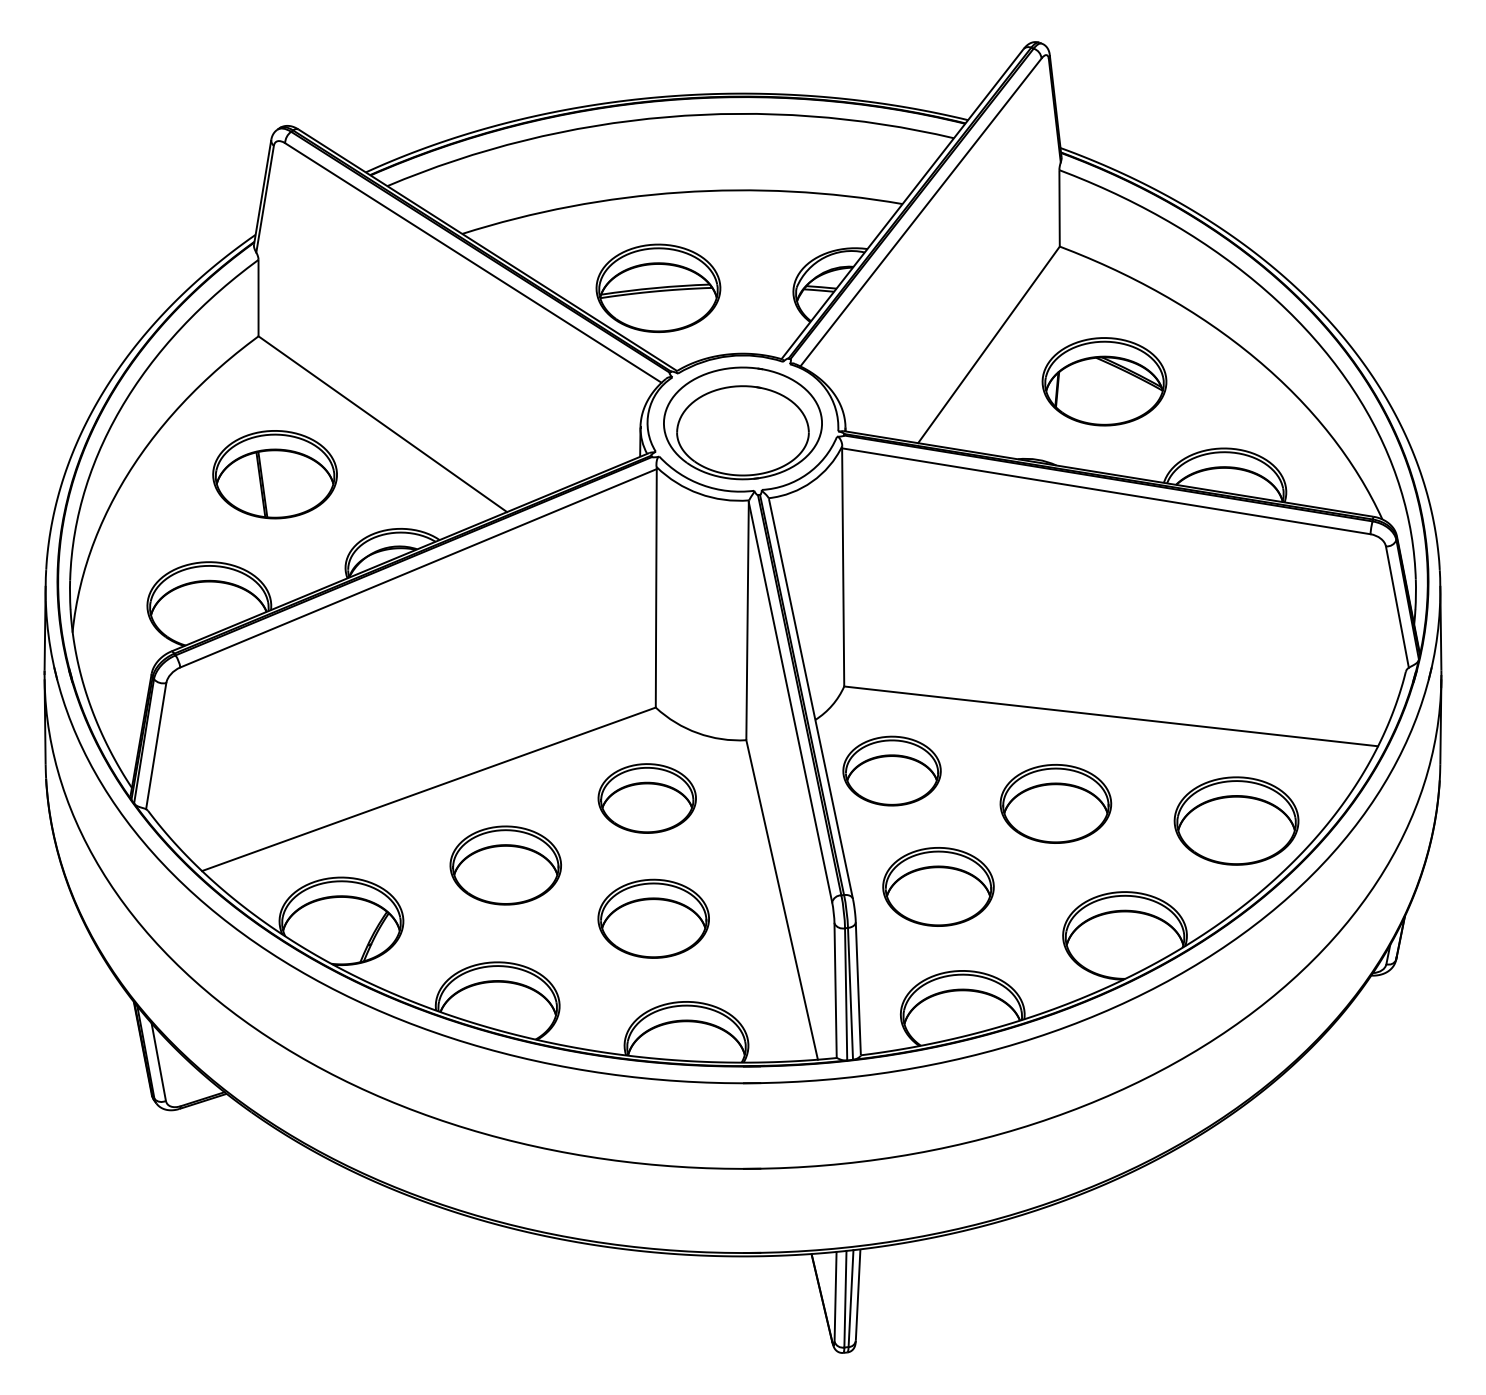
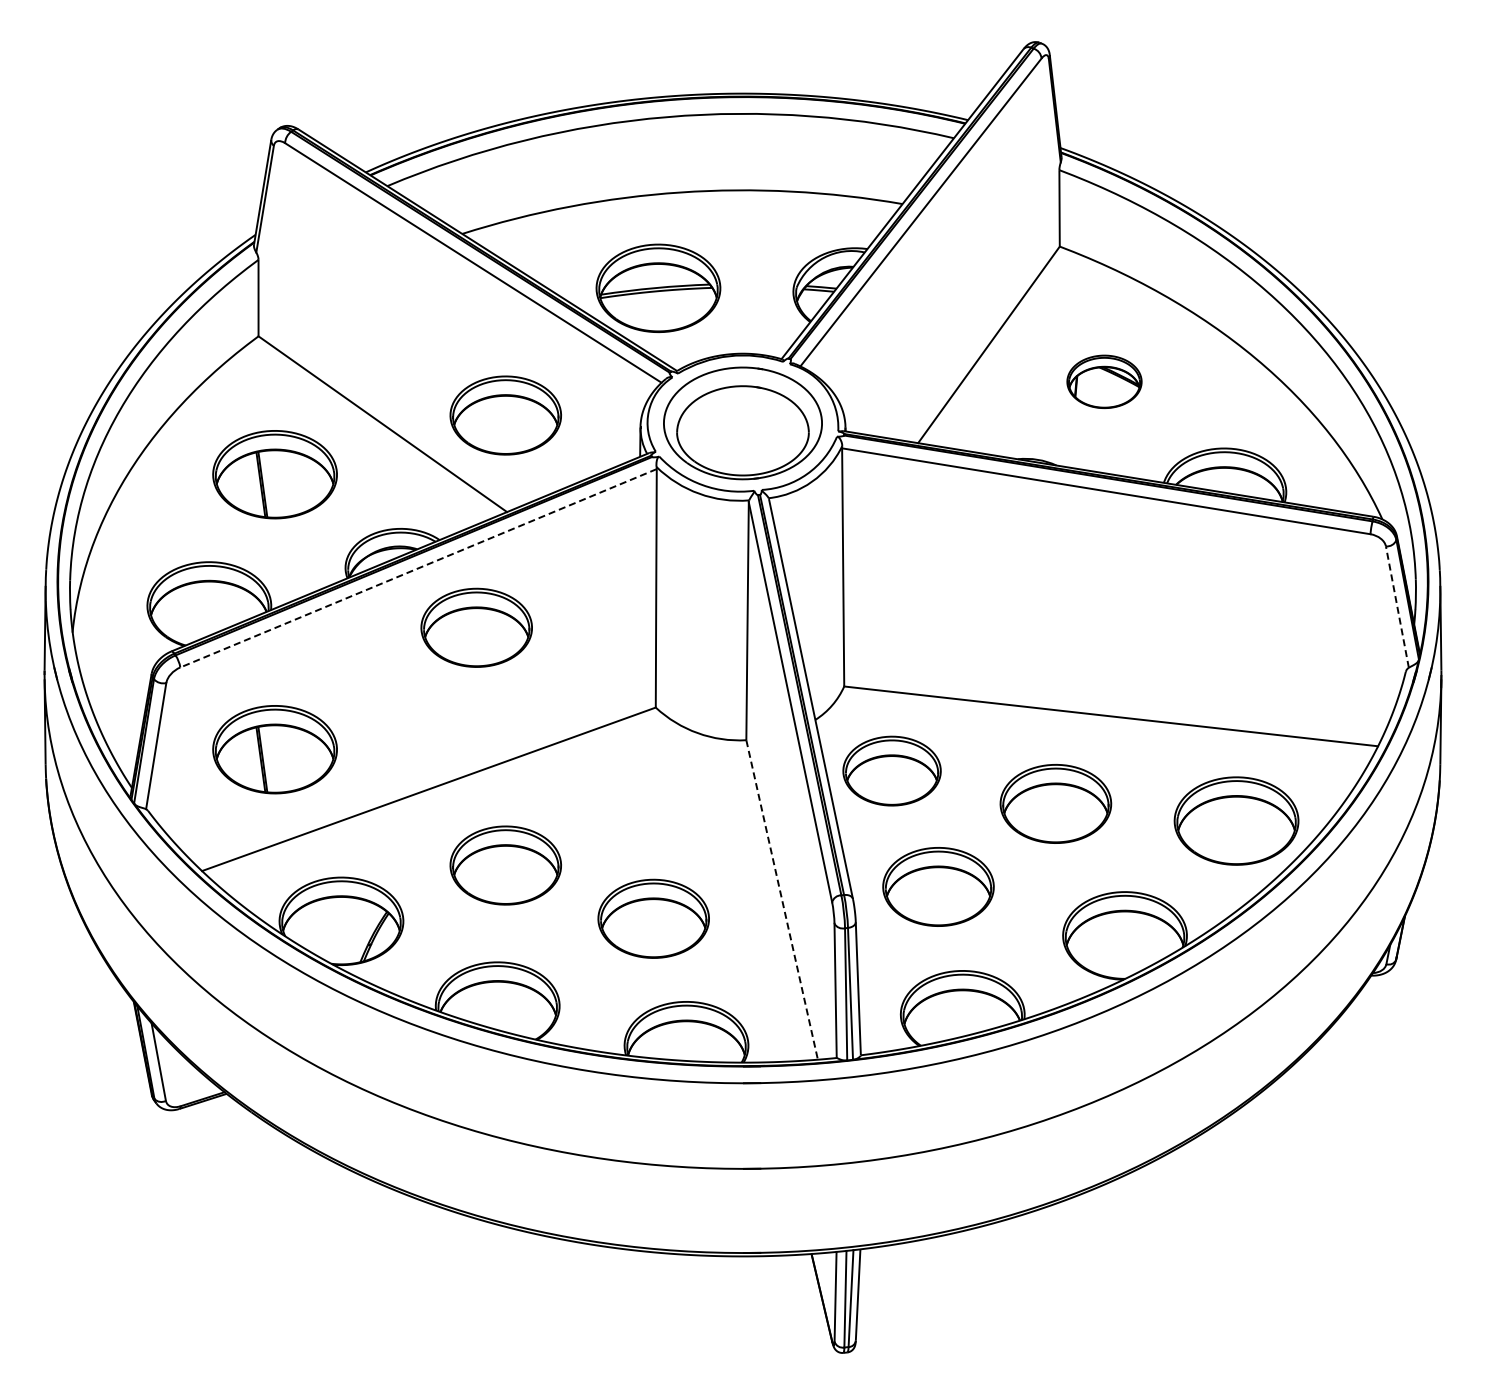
part size: 127x90 px -> 77x55 px (1104, 381)
part: none -> present (505, 415)
line: solid -> dashed (418, 568)
line: solid -> dashed (1397, 607)
part: none -> present (476, 627)
part: none -> present (274, 749)
part: present -> none (646, 798)
line: solid -> dashed (782, 899)
